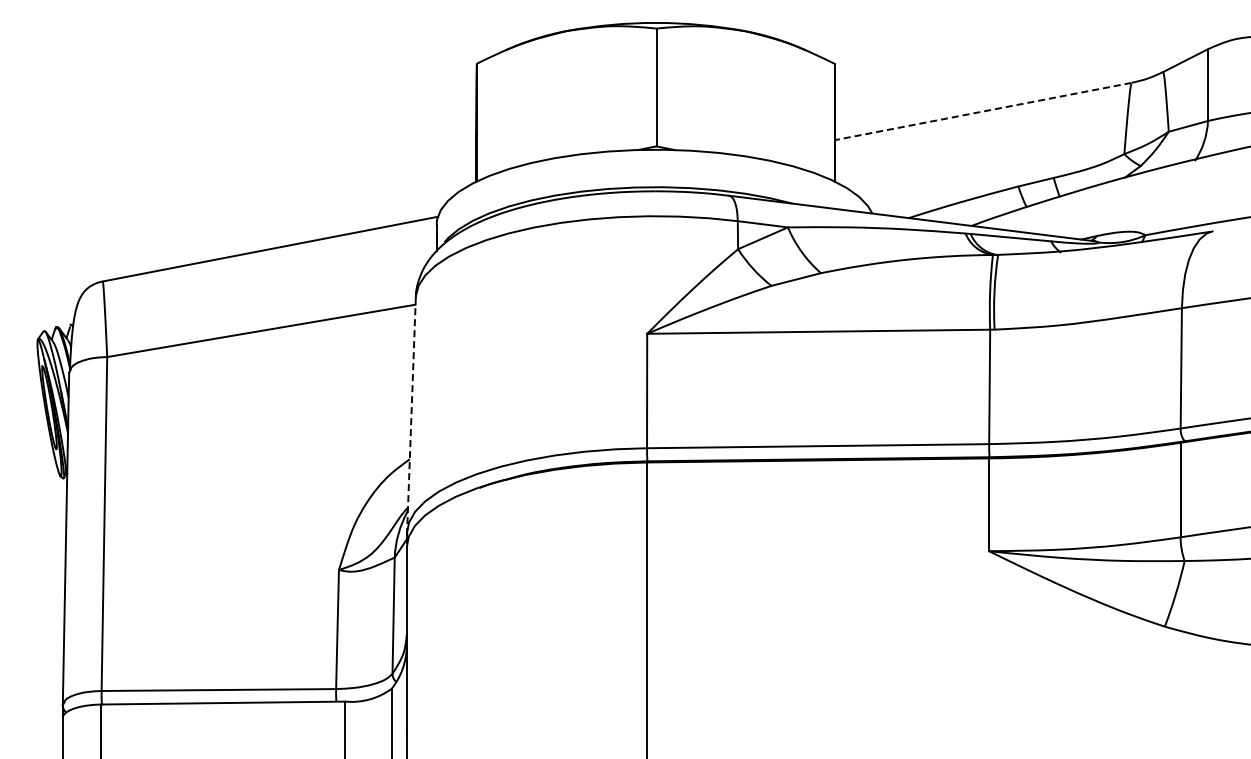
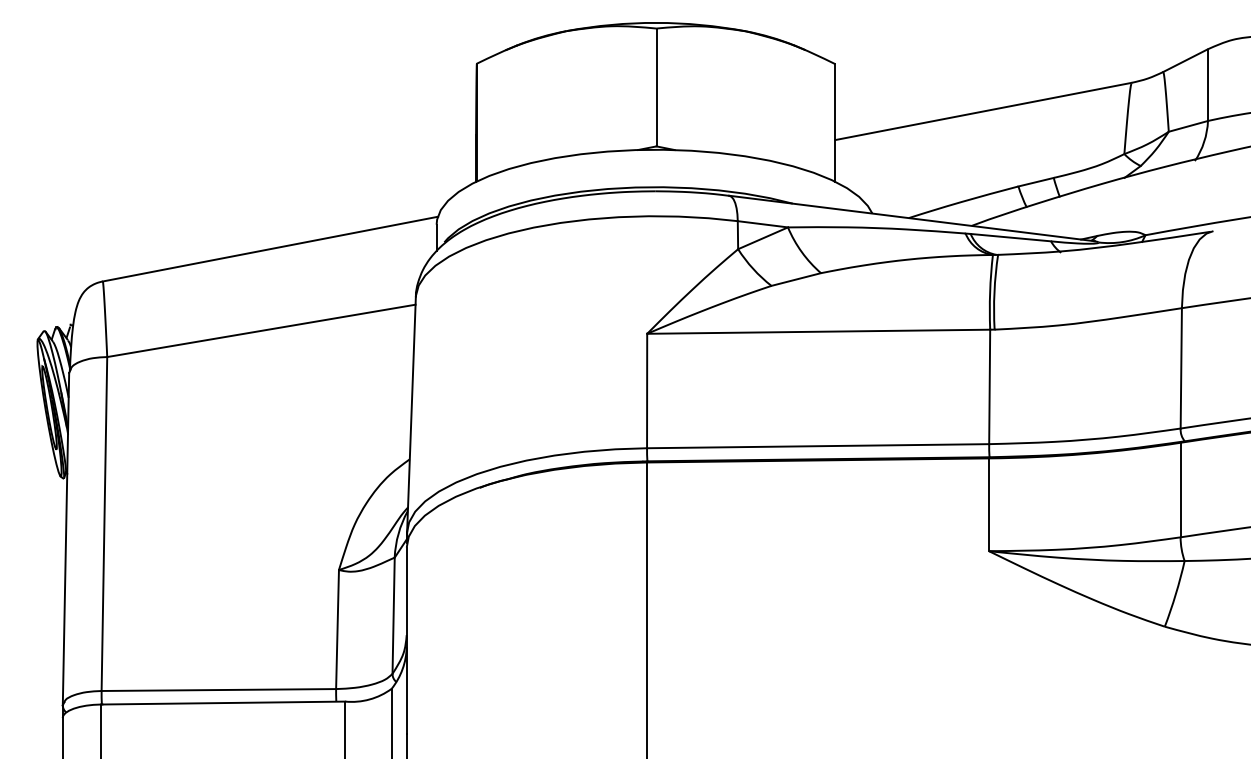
line: dashed -> solid (983, 111)
line: dashed -> solid (411, 414)
